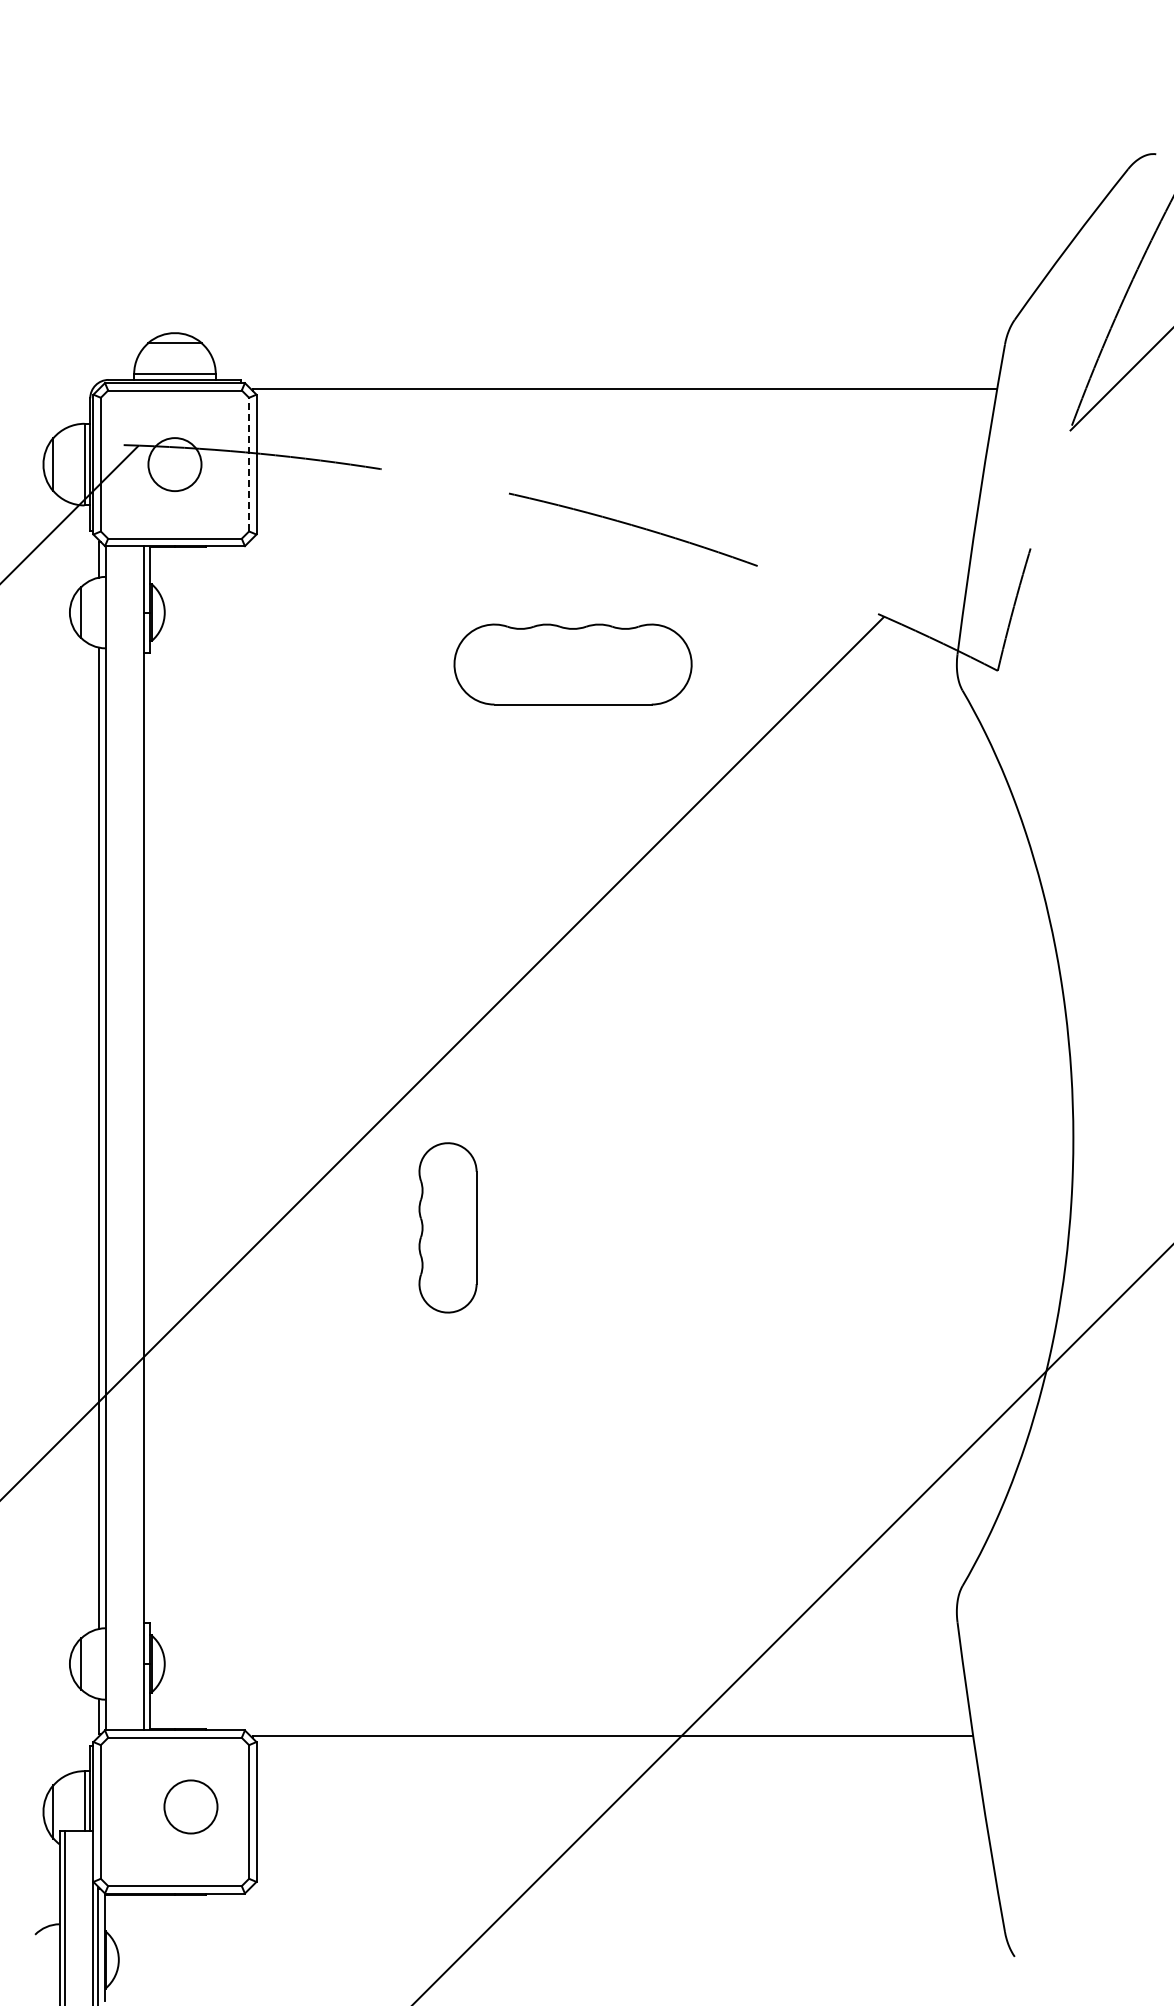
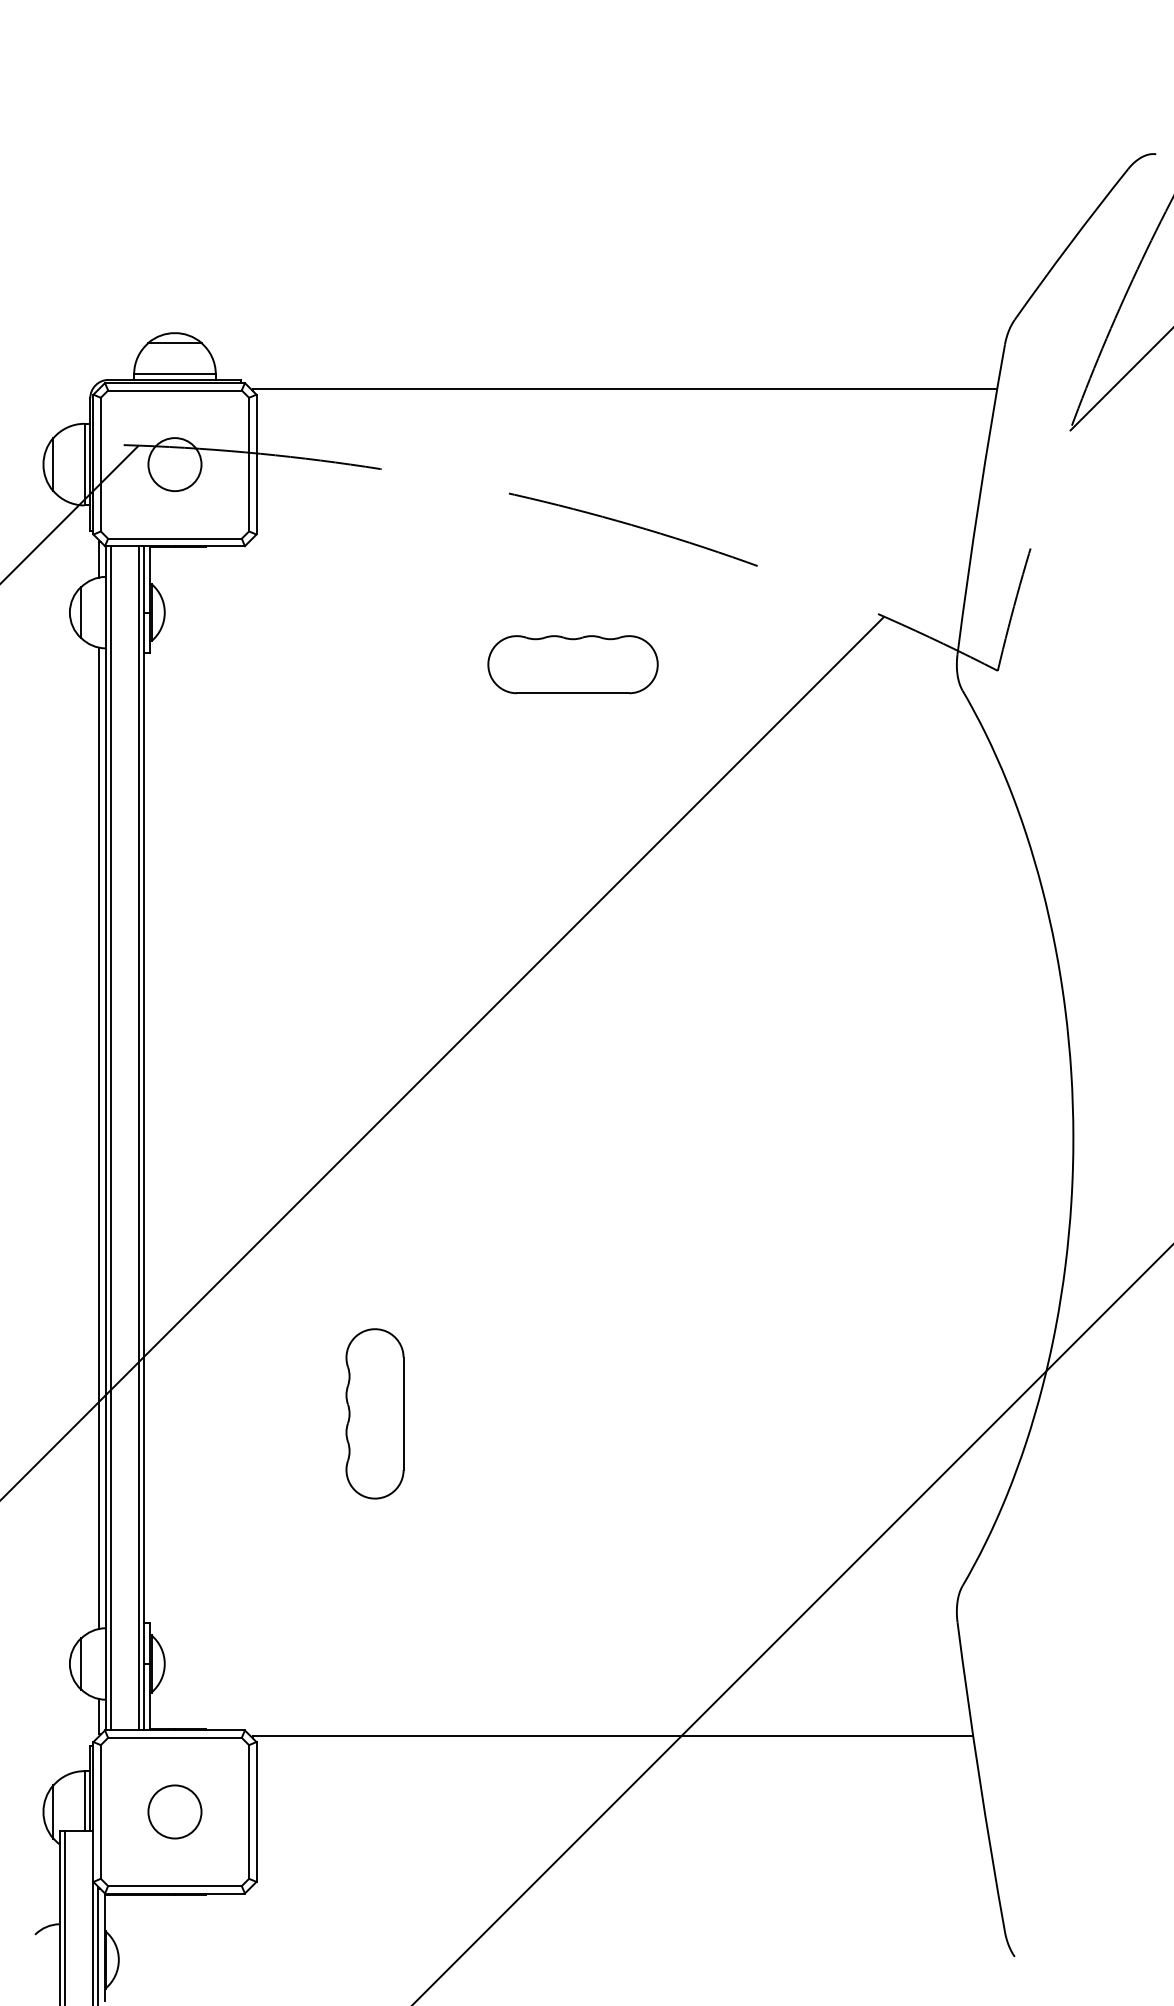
line: dashed -> solid (249, 464)
part size: 240x83 px -> 172x60 px (572, 664)
line: none -> present (110, 1138)
line: none -> present (139, 1138)
part position: (447, 1227) -> (374, 1413) (374, 1413)
circle position: (190, 1806) -> (174, 1811) (174, 1811)
